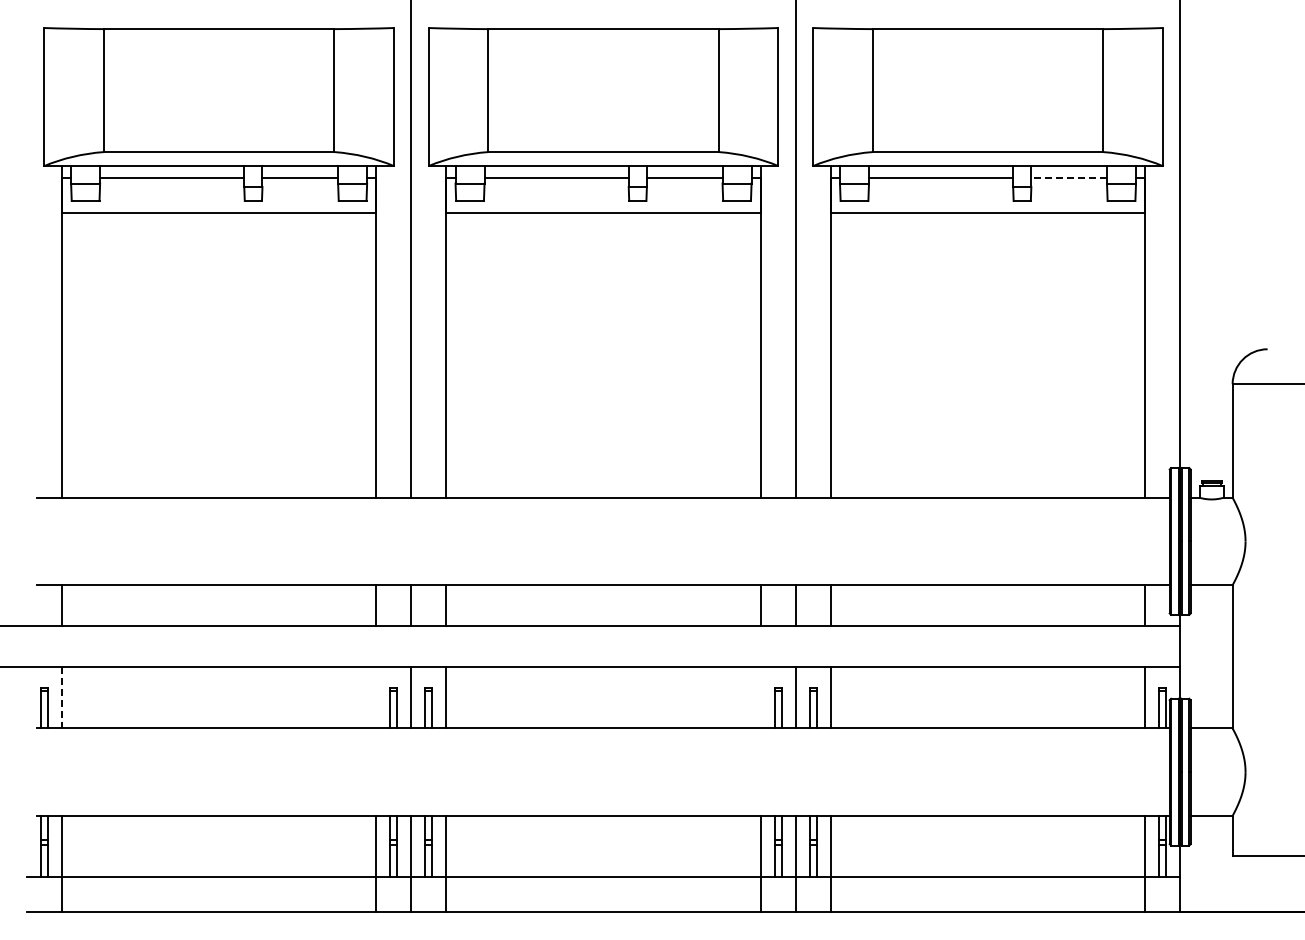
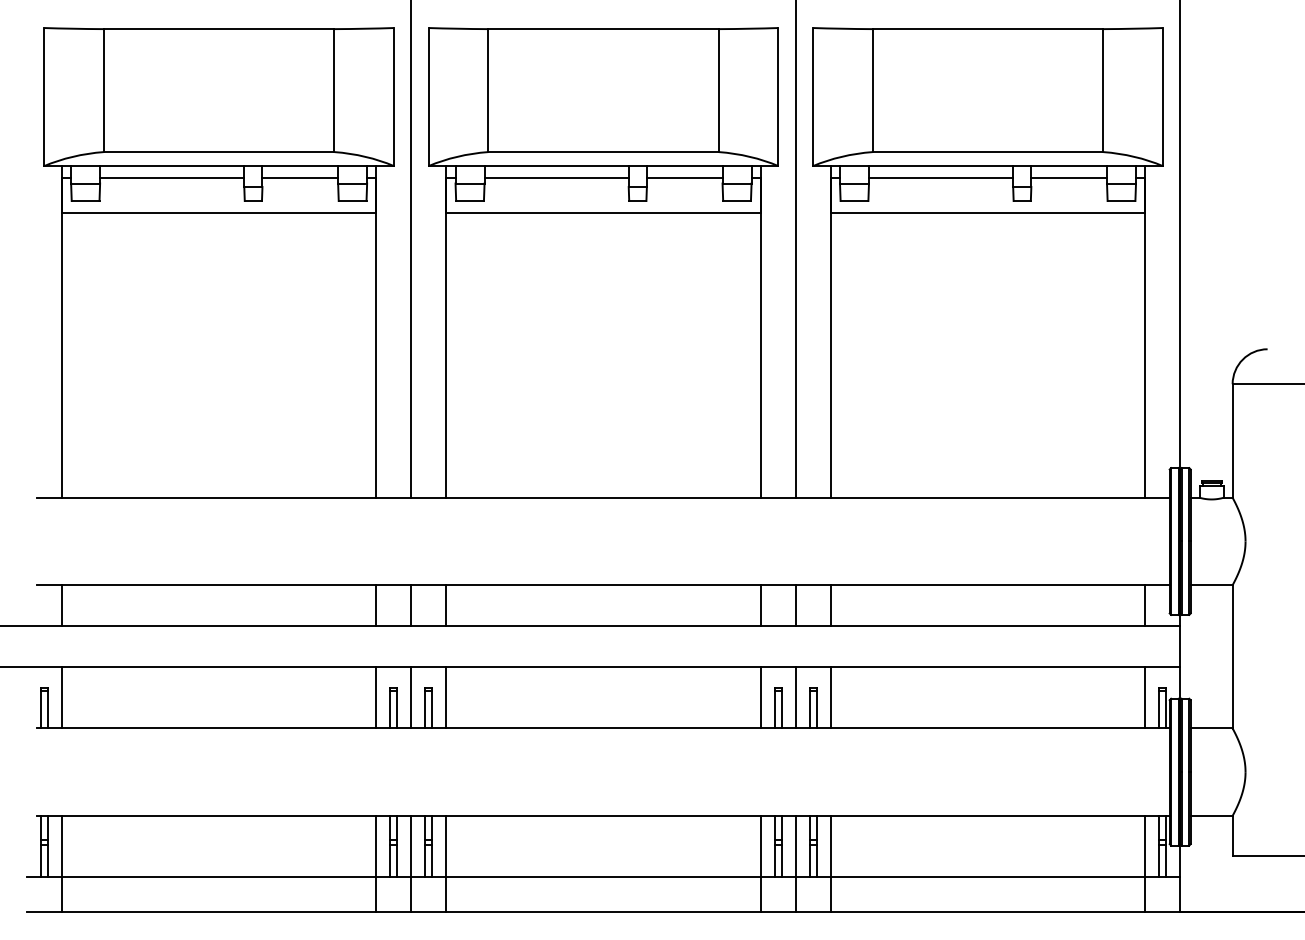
line: dashed -> solid (1069, 178)
line: dashed -> solid (61, 697)
line: none -> present (376, 697)
line: none -> present (760, 697)
